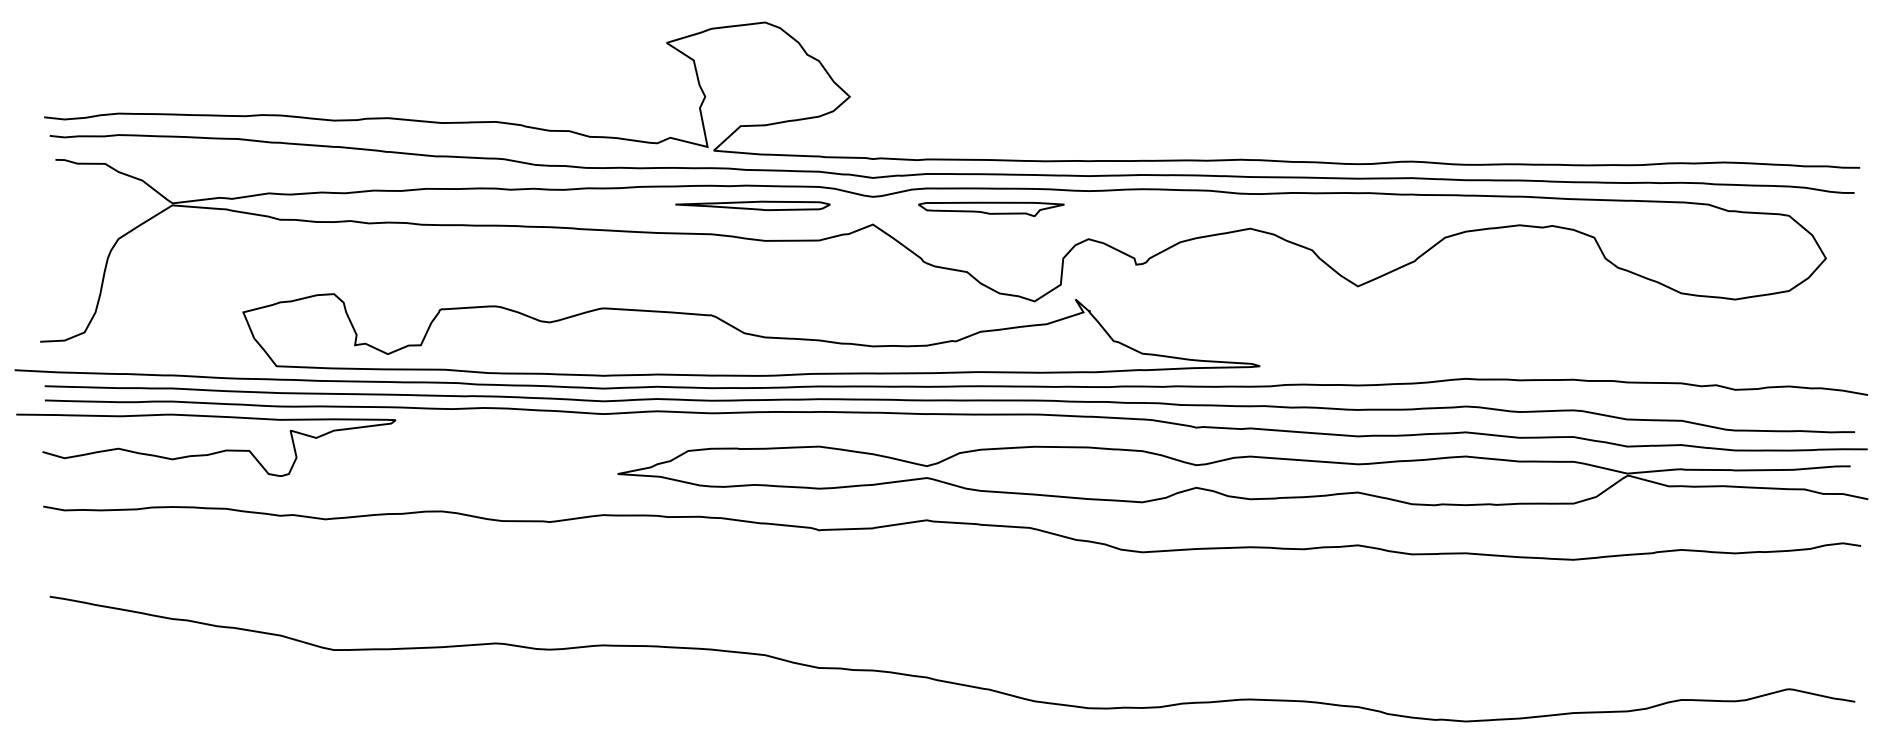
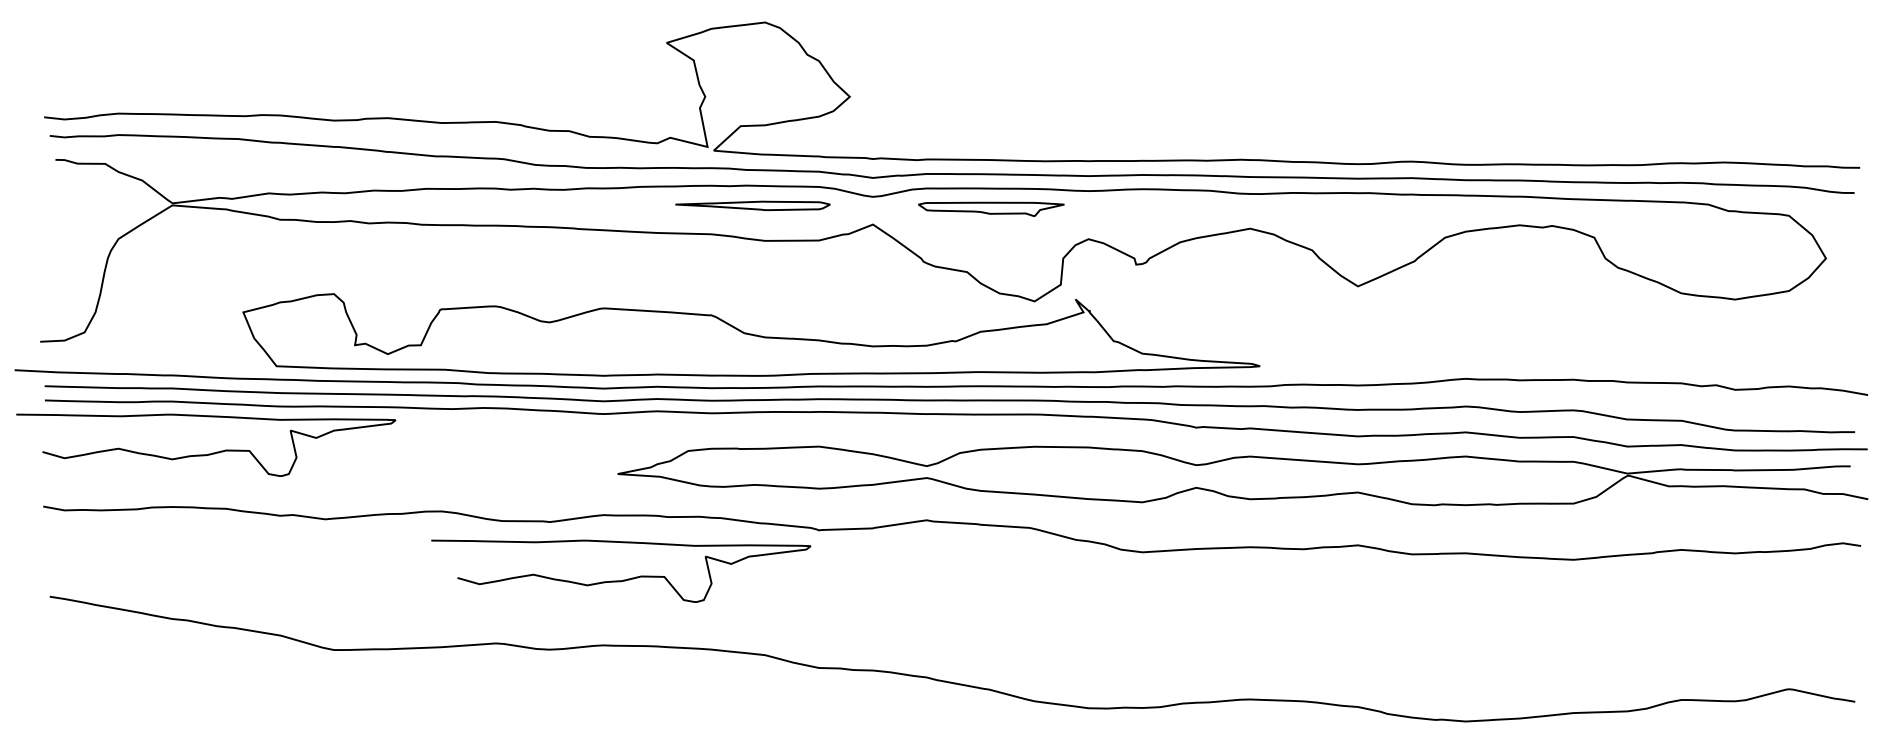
curve: none -> present (623, 579)
